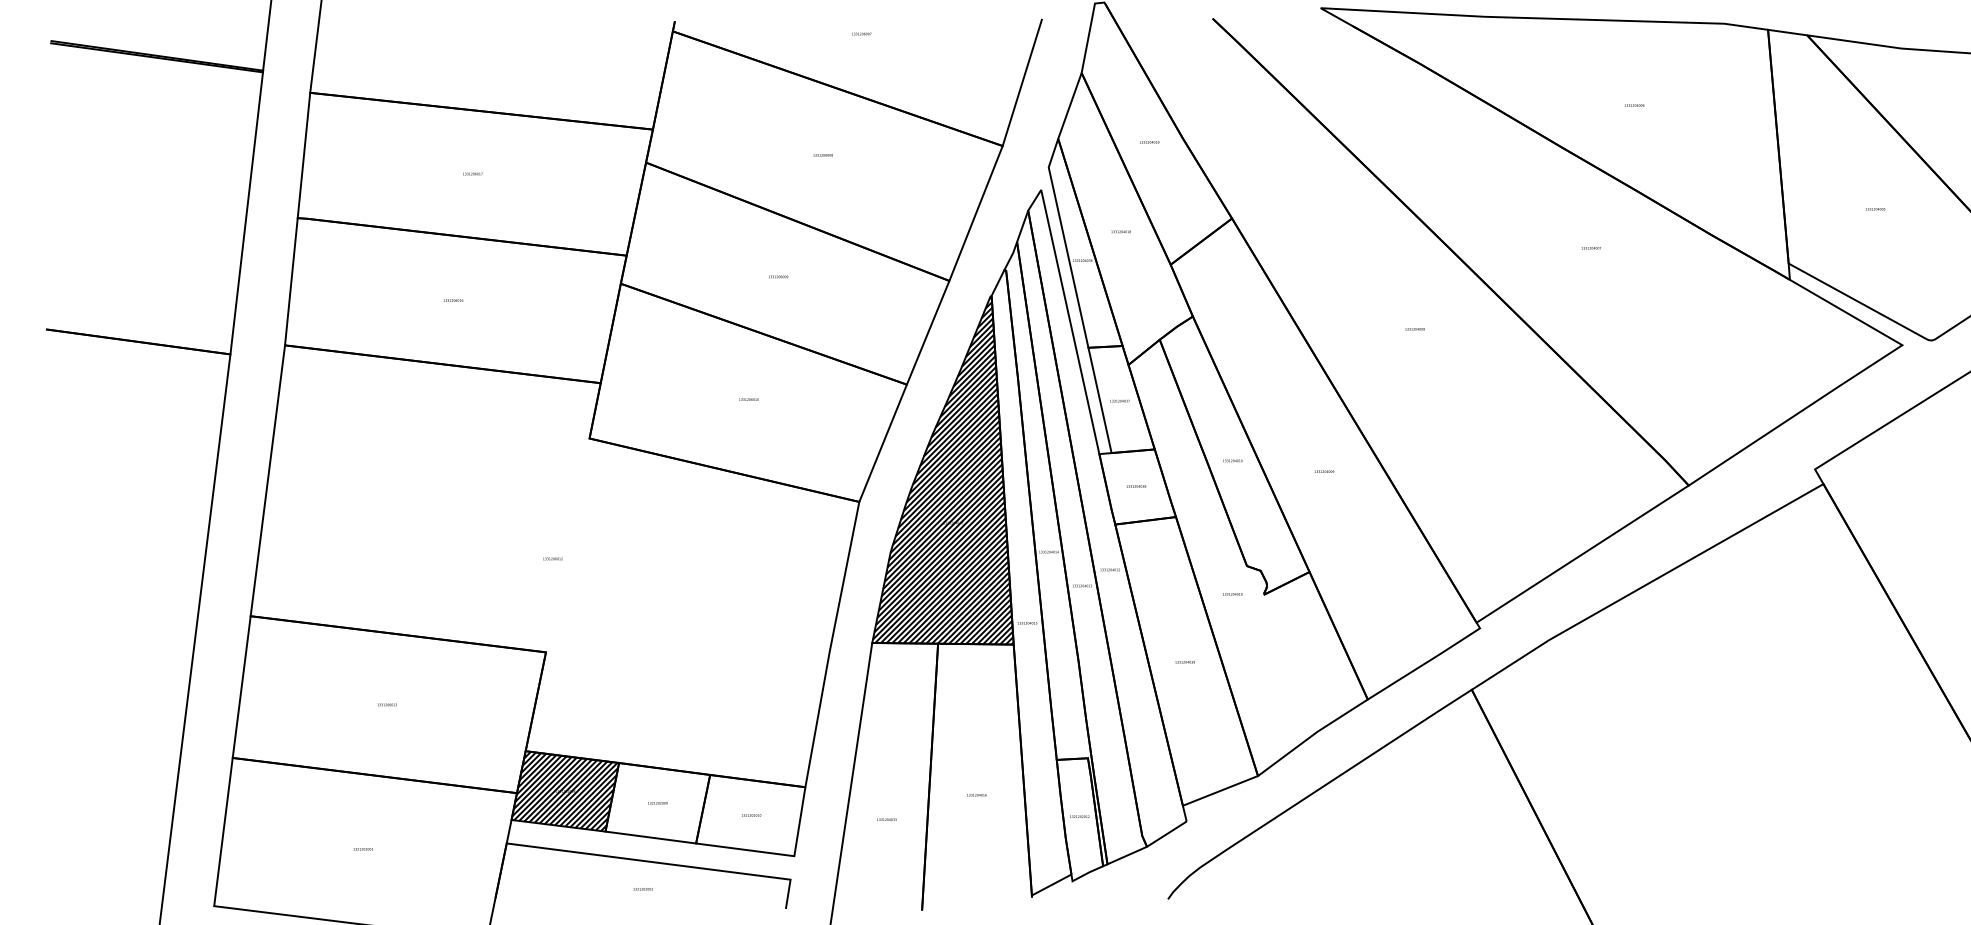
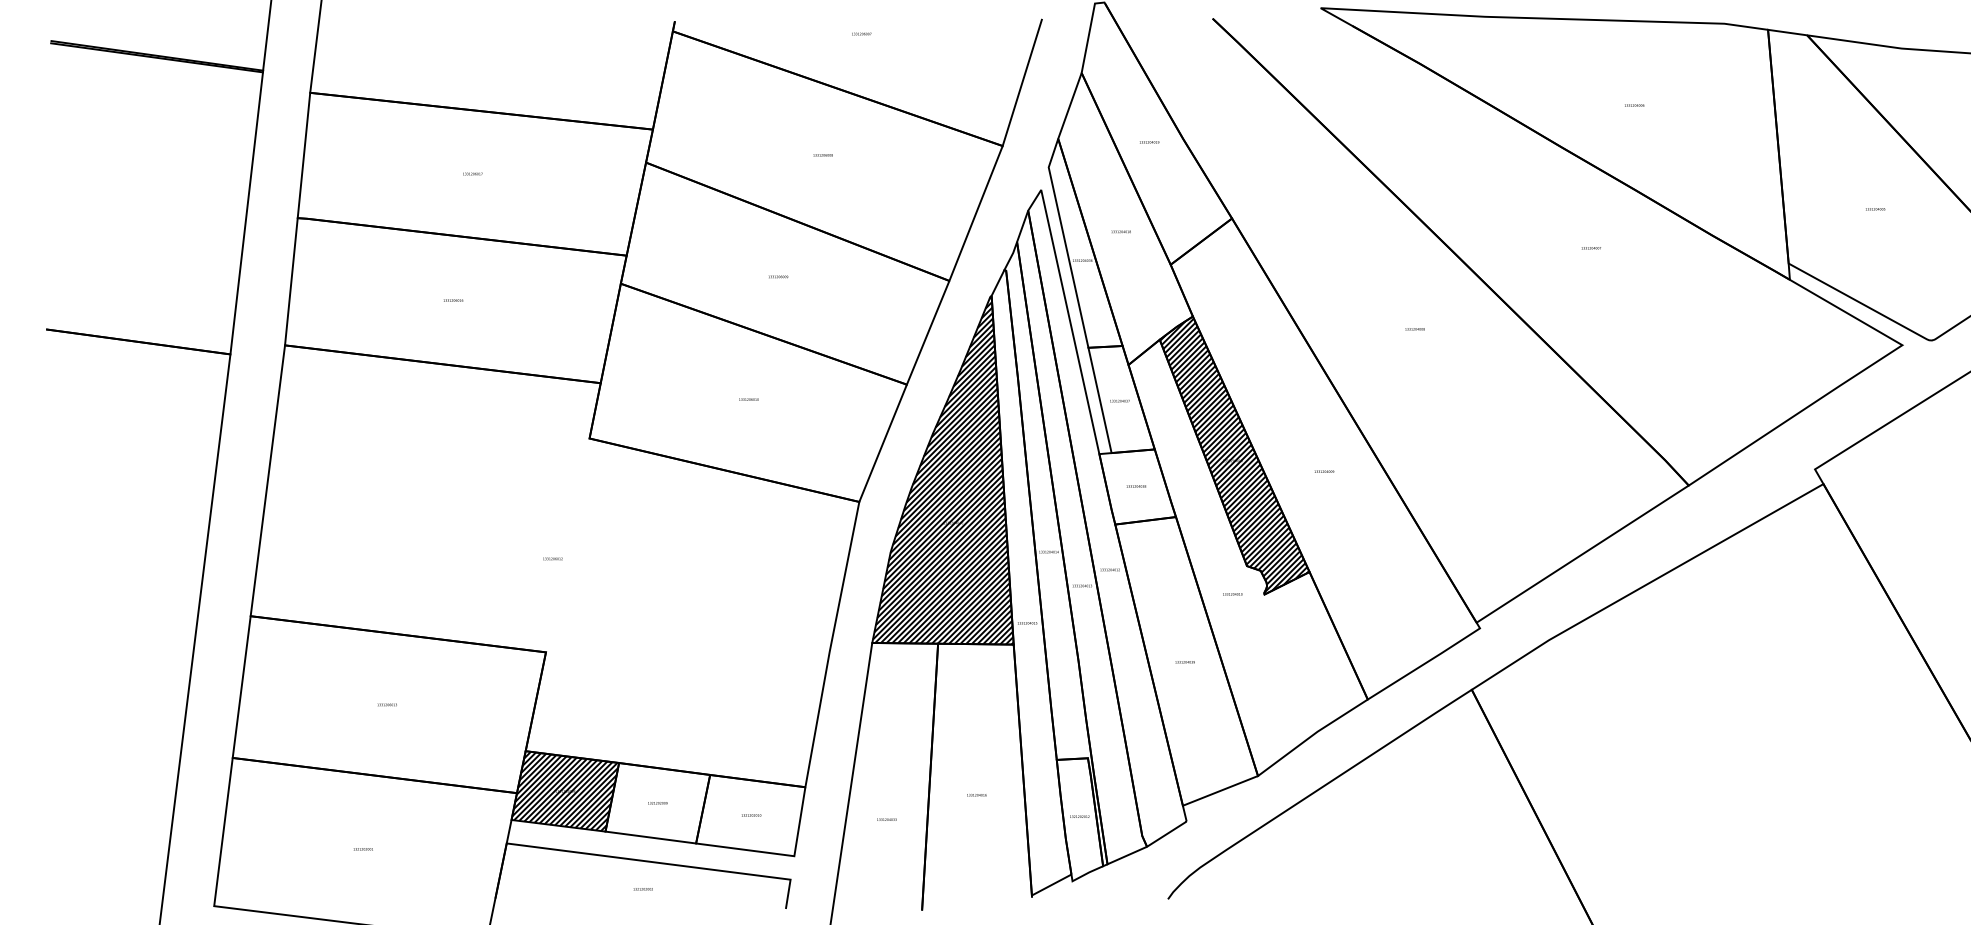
hatch: none -> present (1234, 455)
